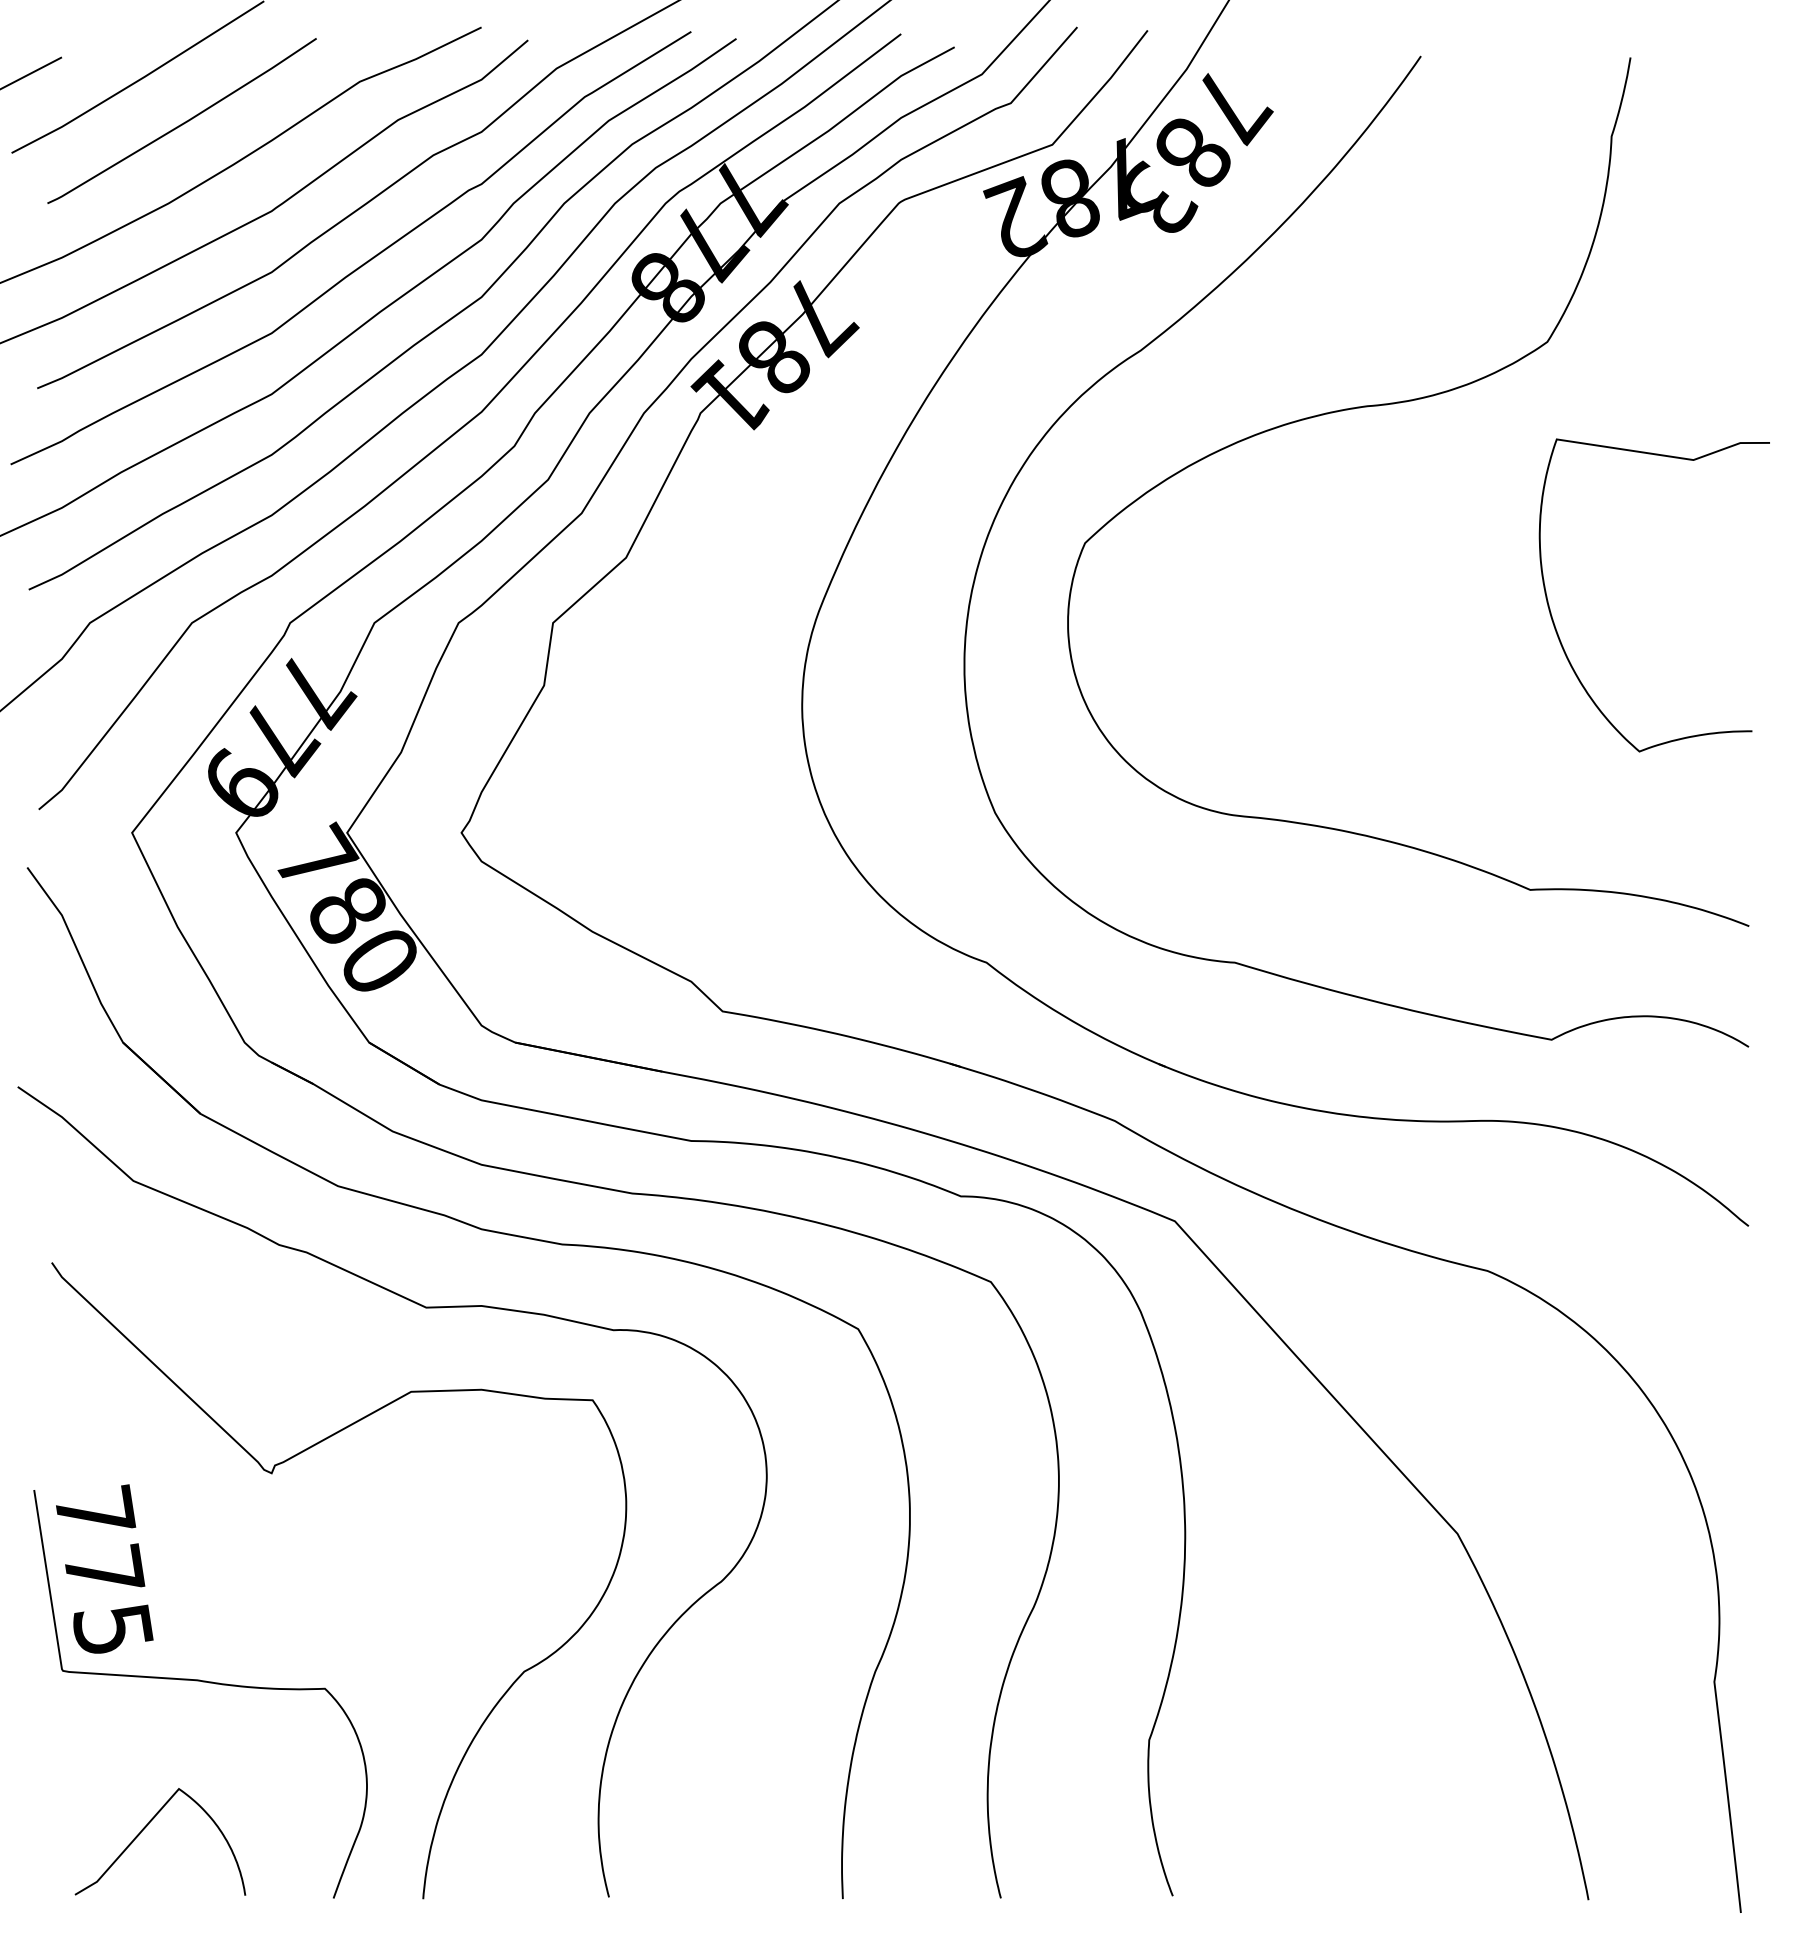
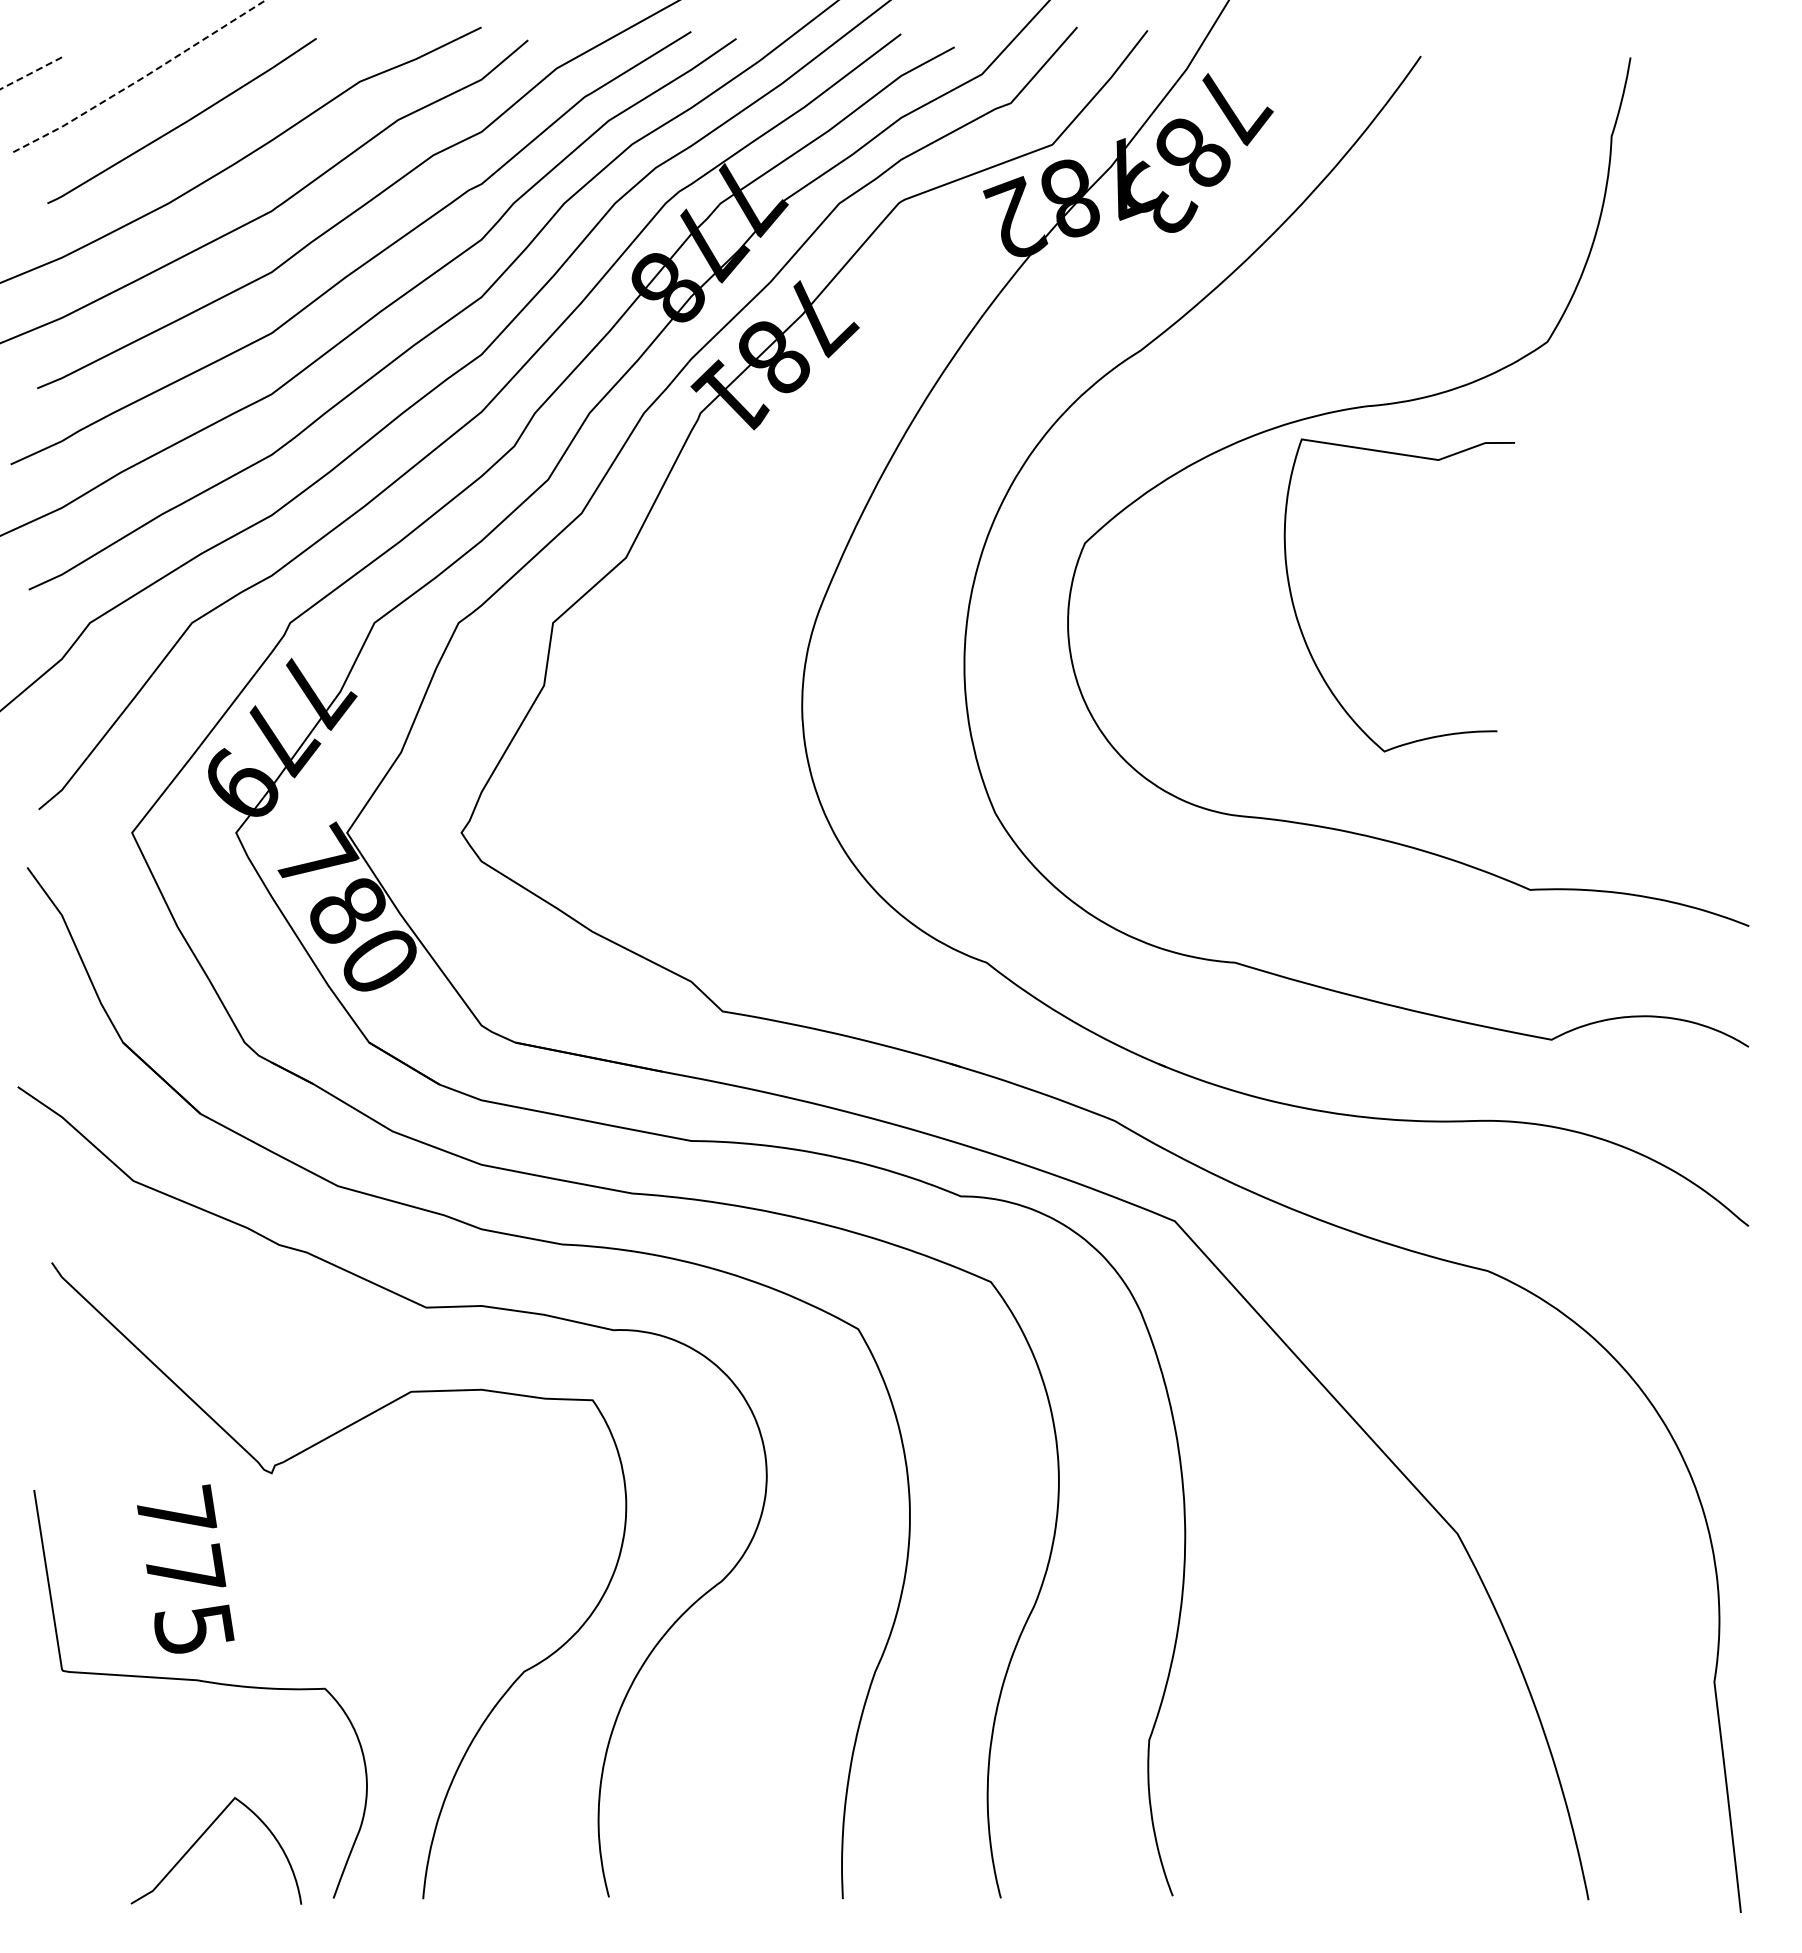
line: solid -> dashed (31, 73)
line: solid -> dashed (139, 80)
curve position: (1558, 633) -> (1303, 633) (1303, 633)
text position: (104, 1568) -> (185, 1568) (185, 1568)
curve position: (146, 1827) -> (202, 1836) (202, 1836)
